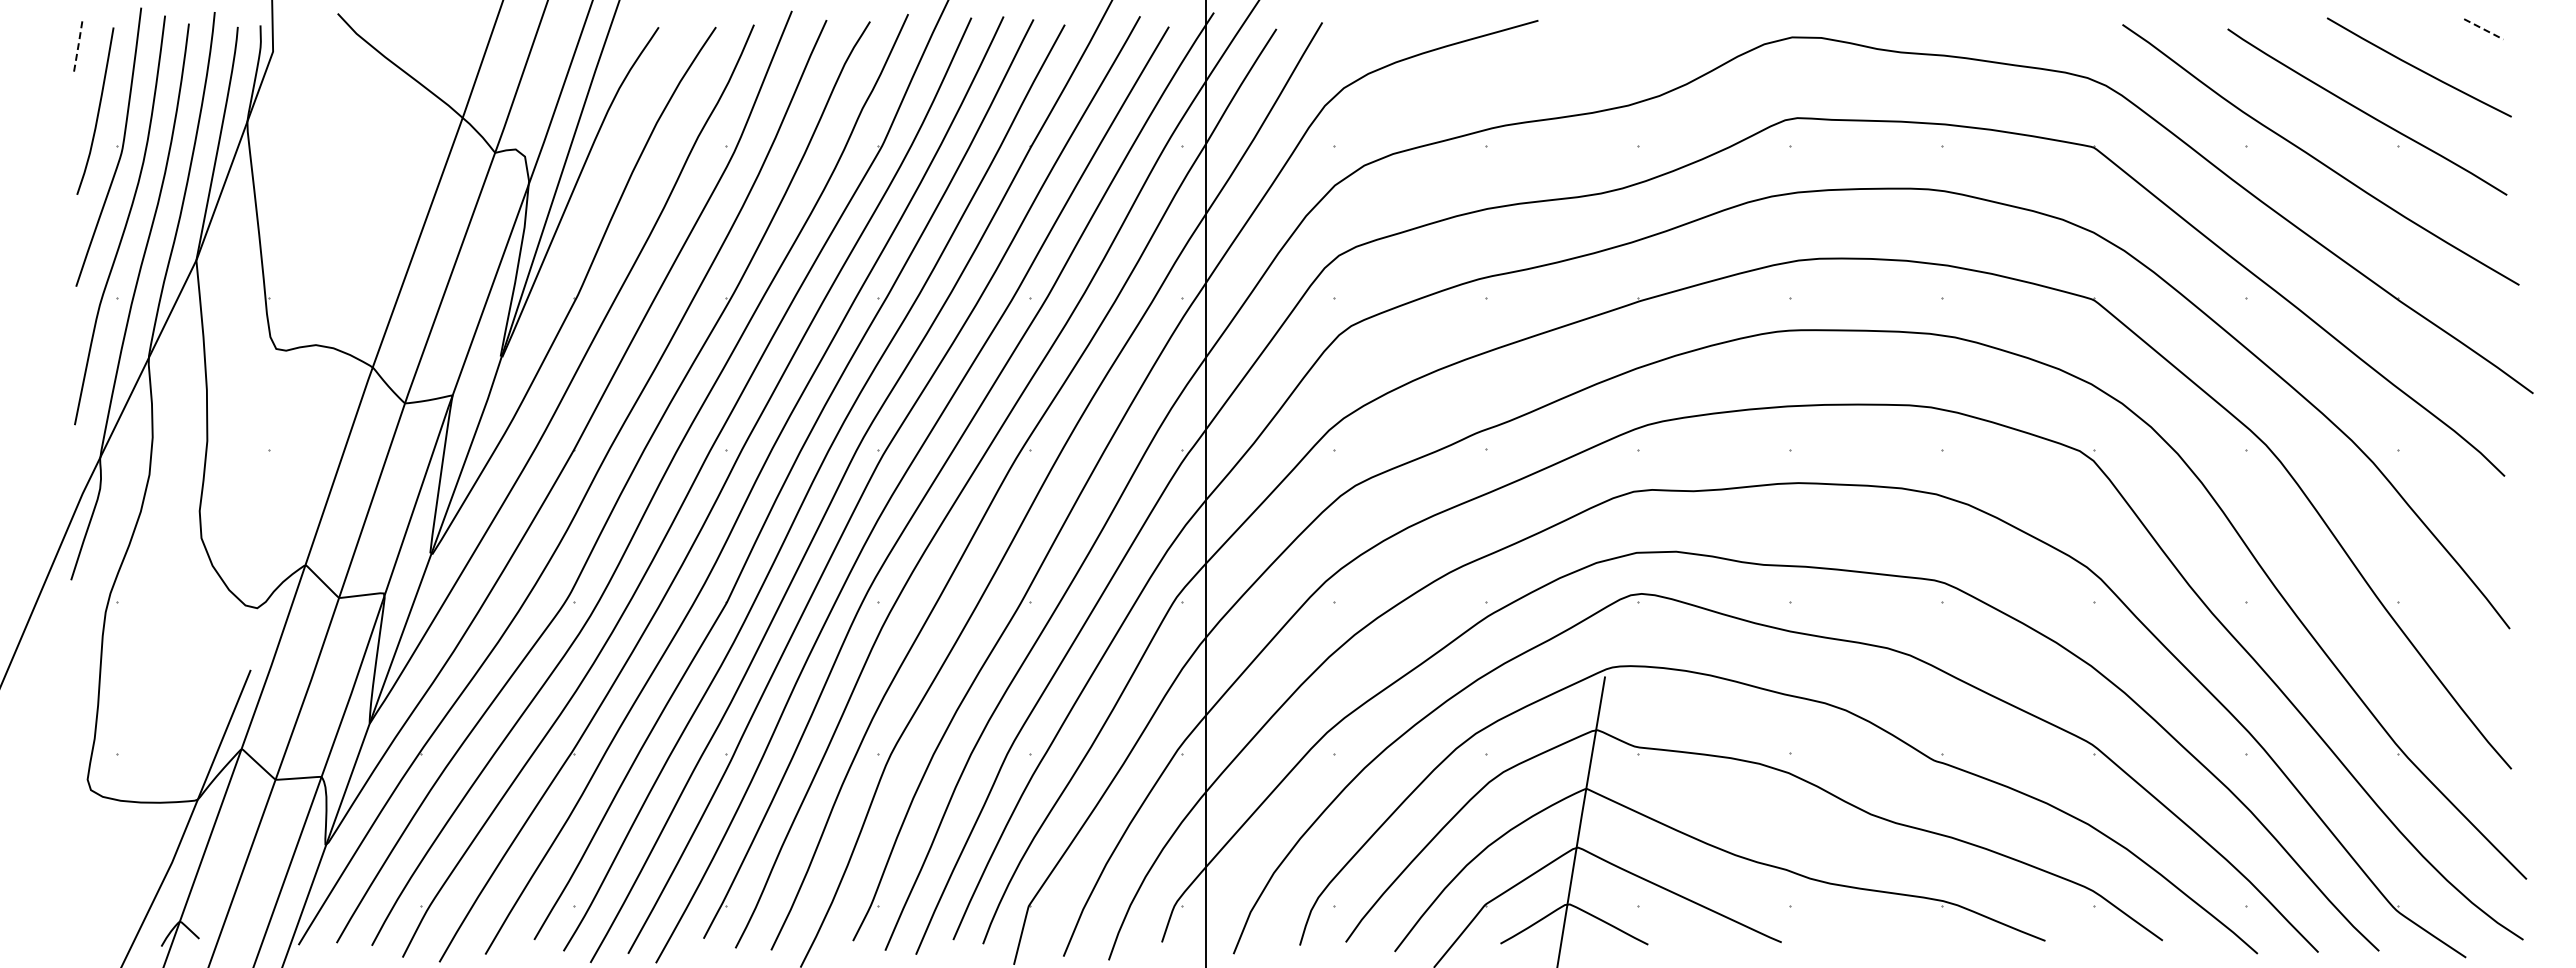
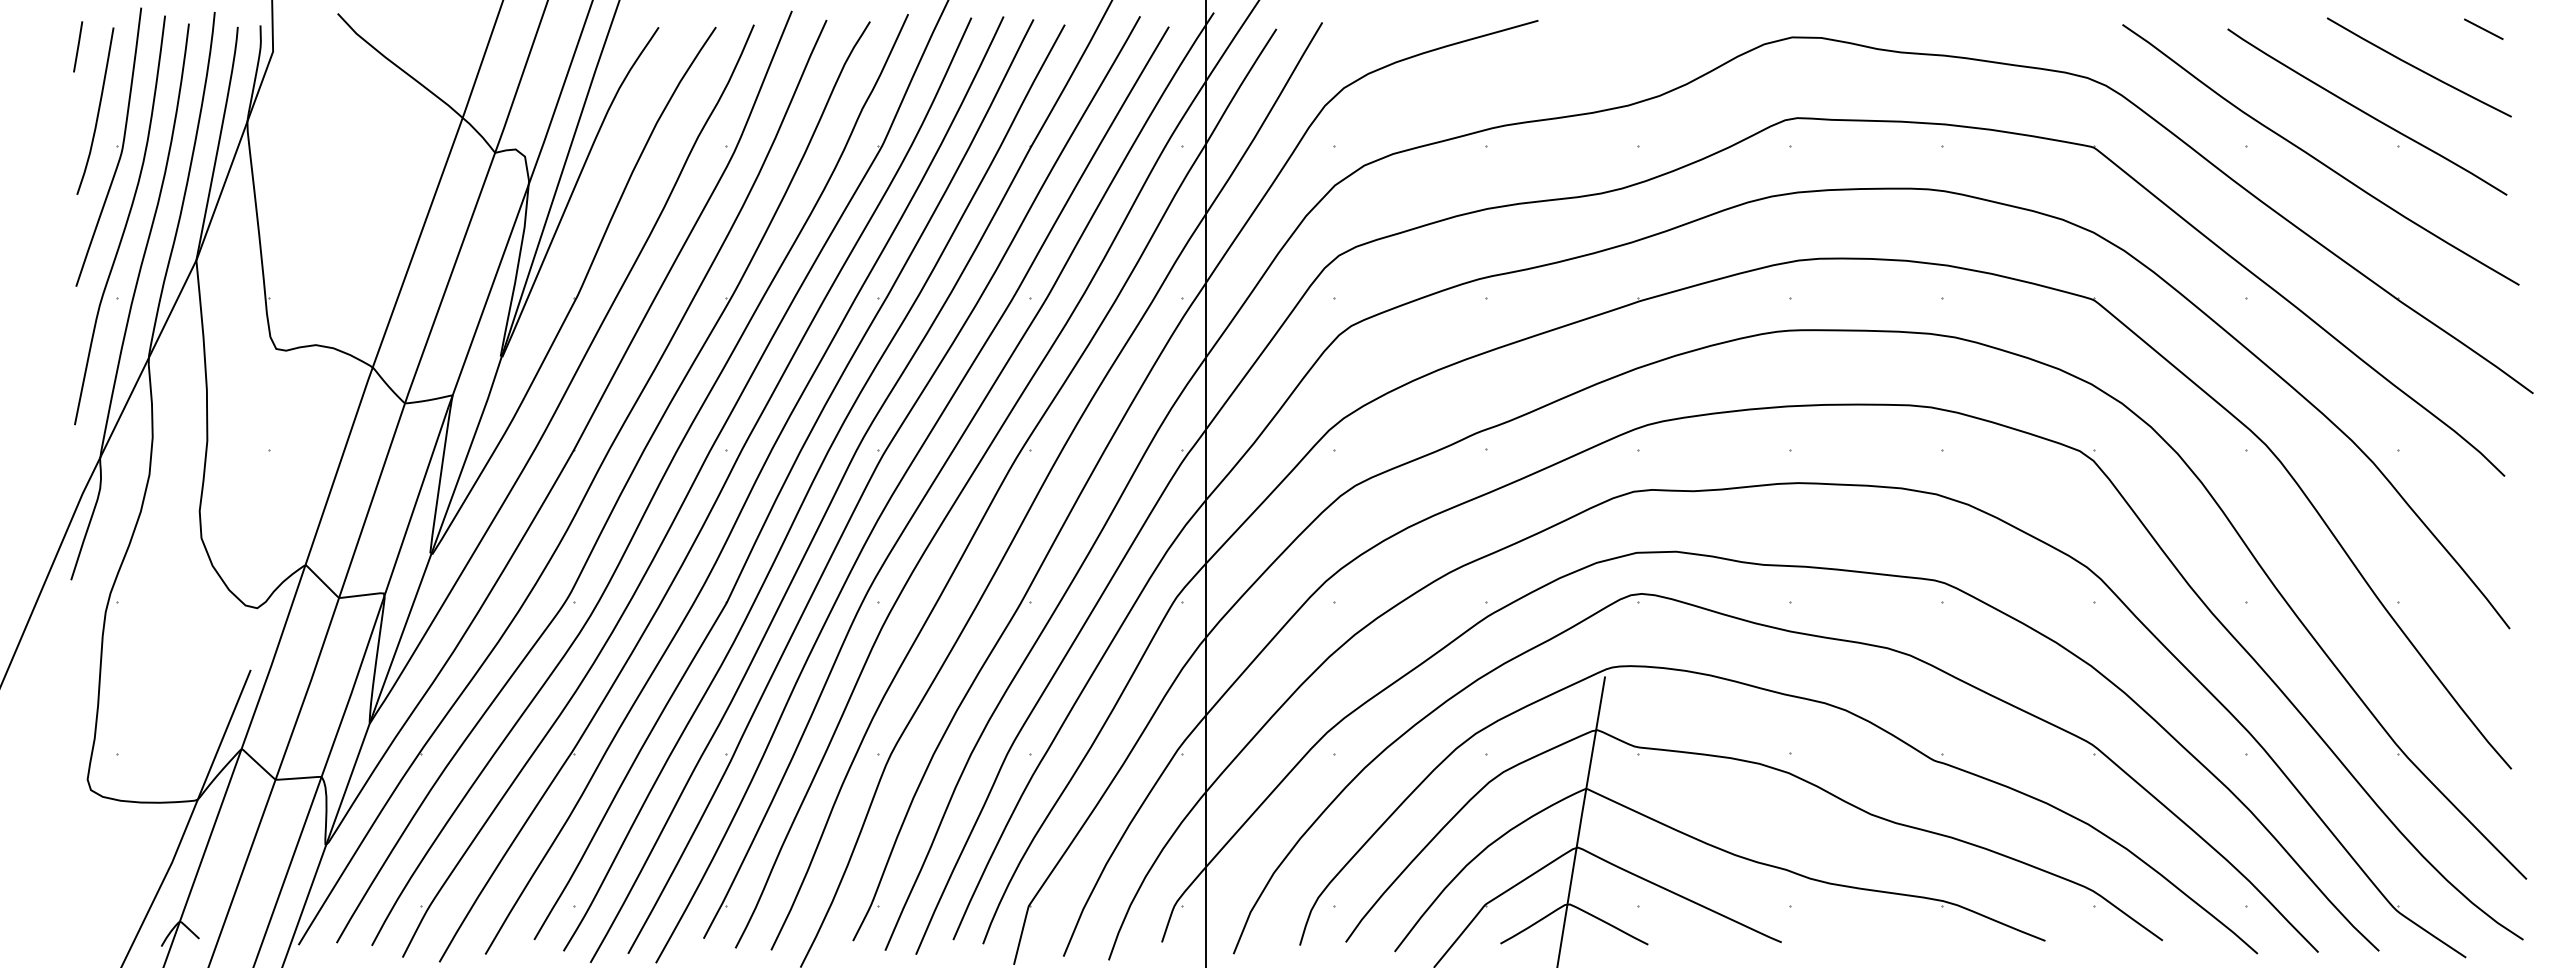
line: dashed -> solid (2484, 29)
line: dashed -> solid (78, 46)
